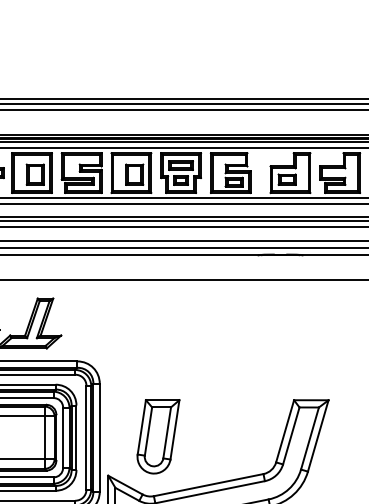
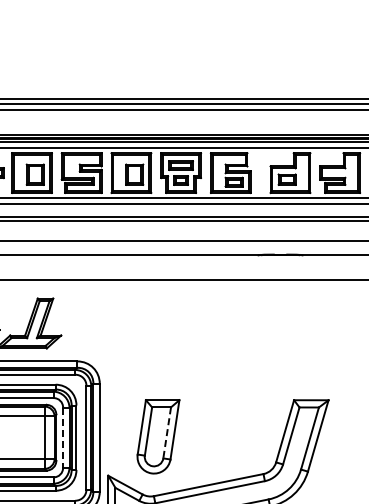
line: present -> none (183, 227)
line: present -> none (183, 247)
line: solid -> dashed (167, 432)
line: solid -> dashed (63, 438)
